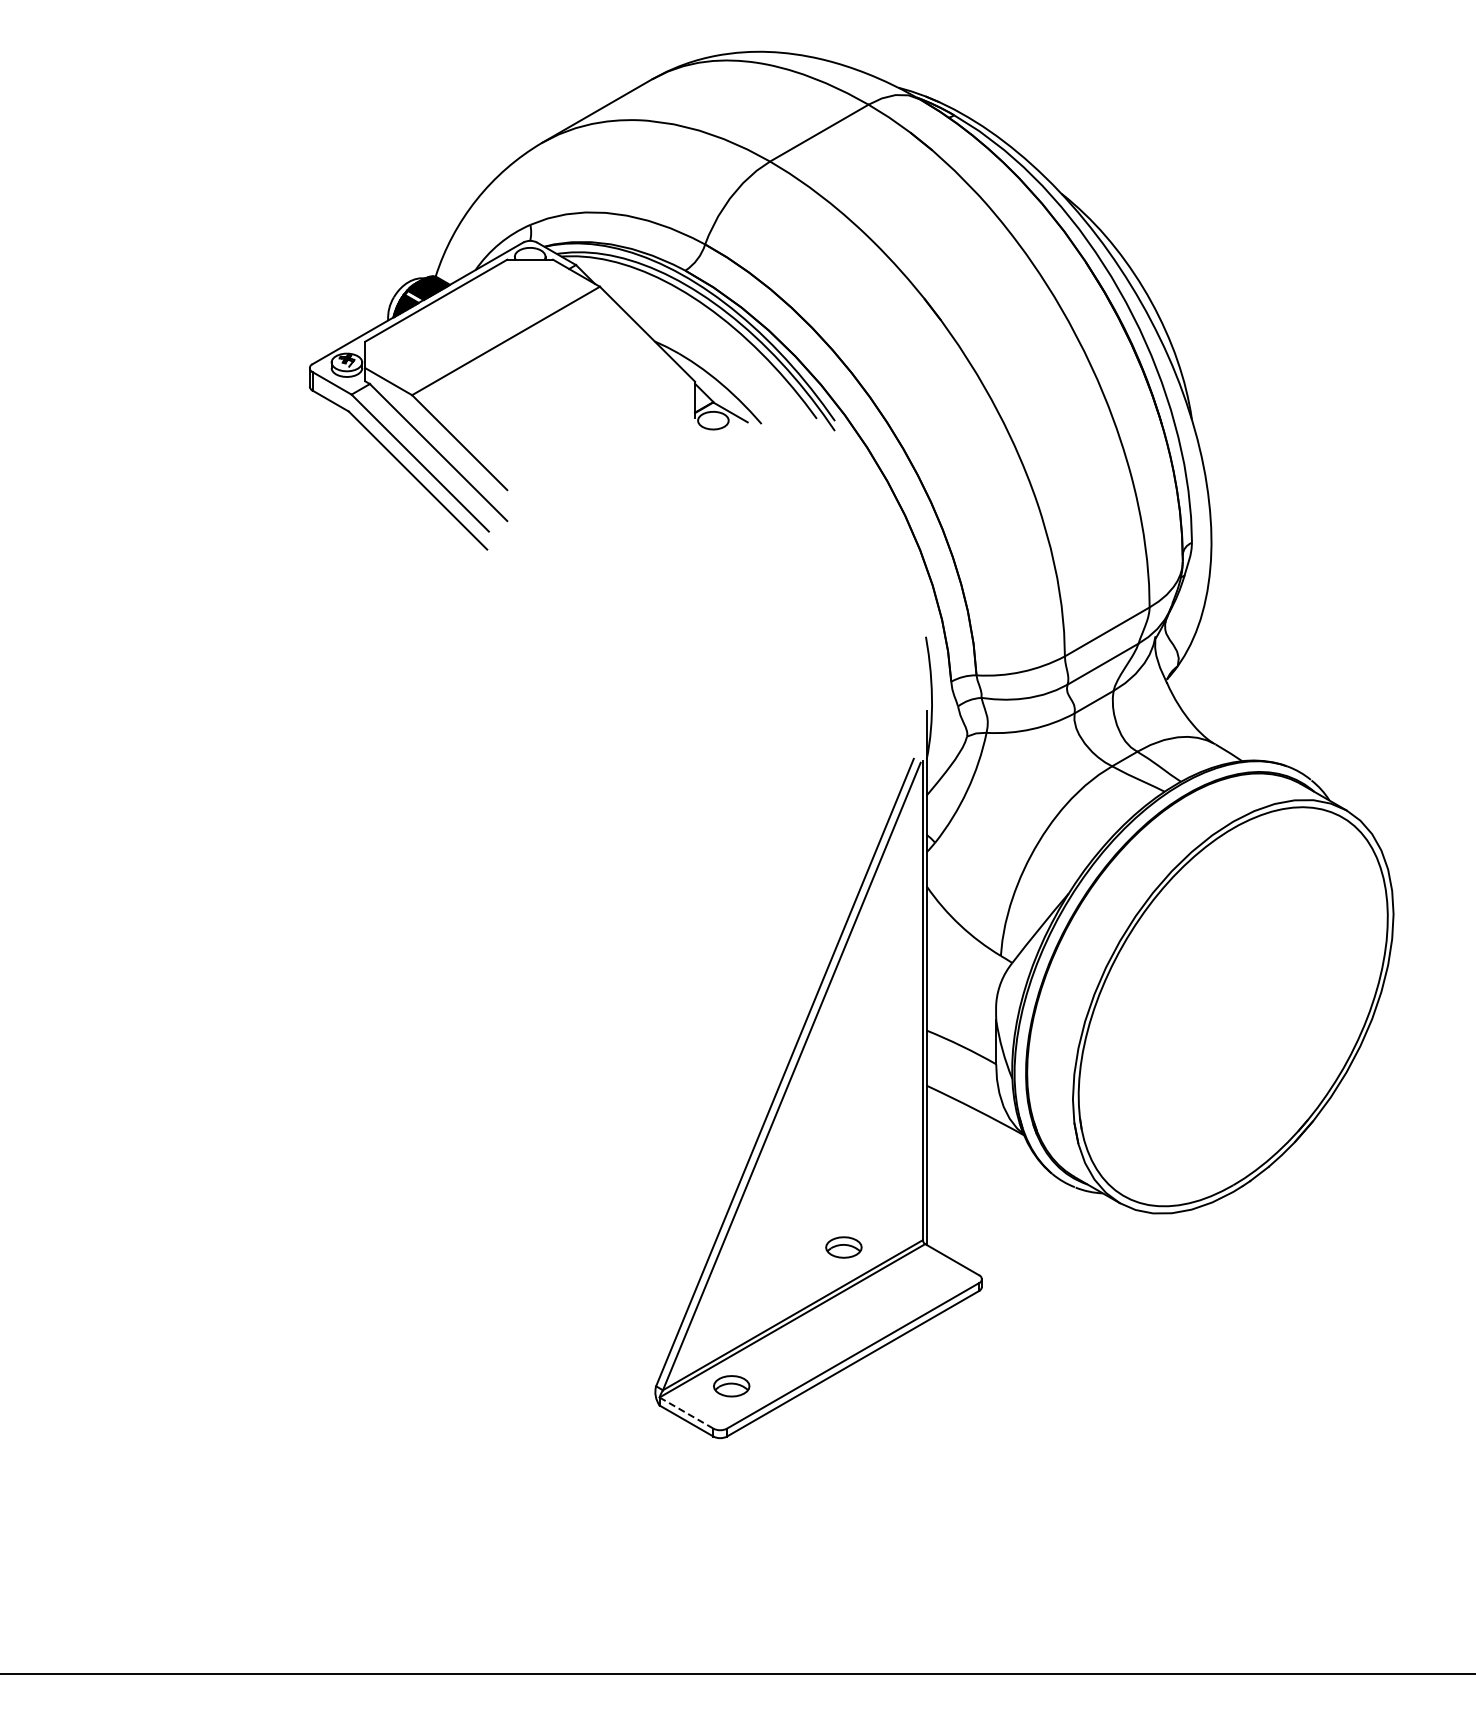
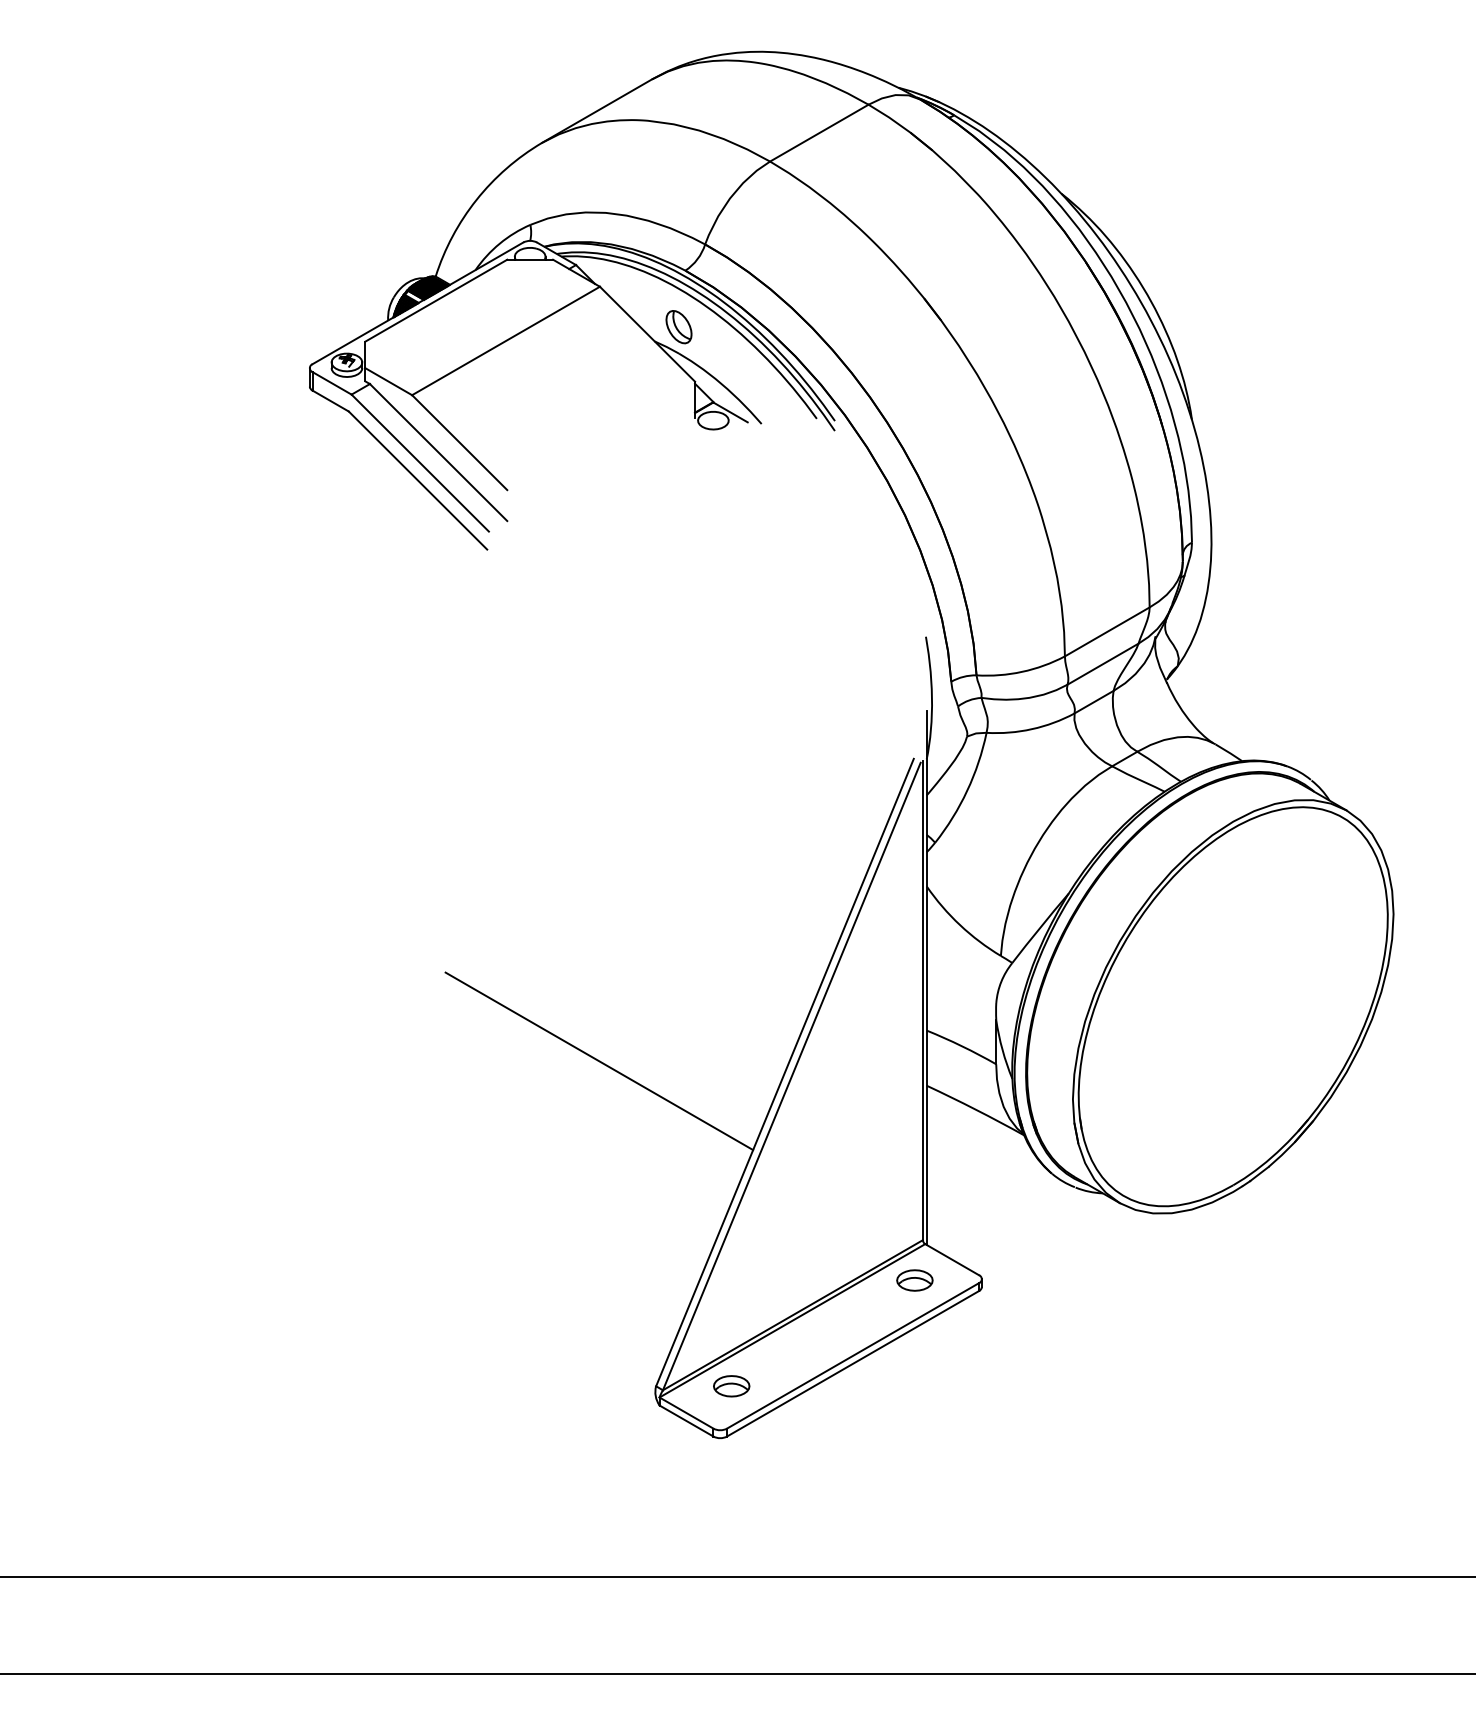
part: none -> present (678, 327)
line: none -> present (599, 1061)
part position: (843, 1247) -> (914, 1280) (914, 1280)
line: dashed -> solid (686, 1413)
line: none -> present (737, 1577)
